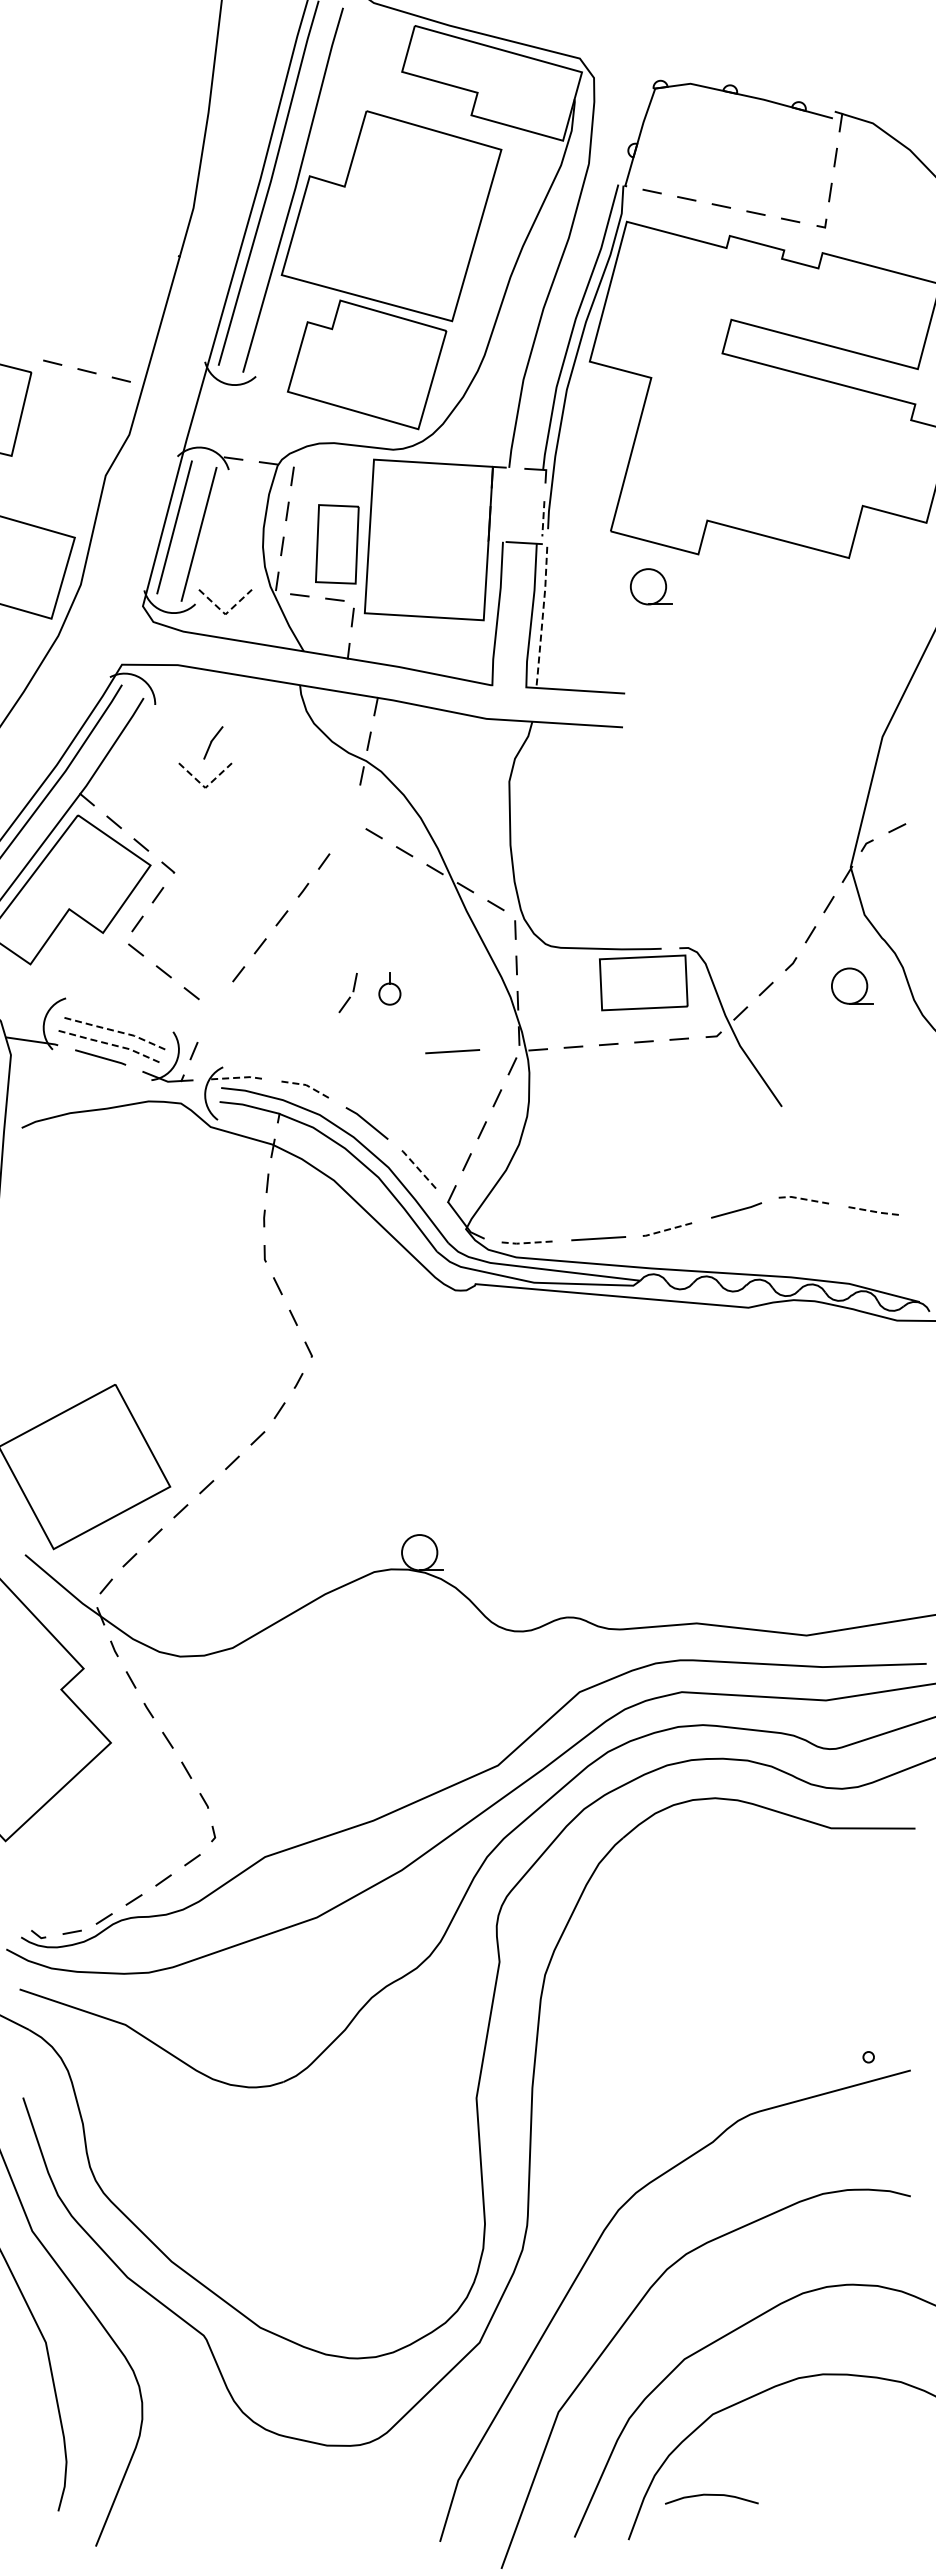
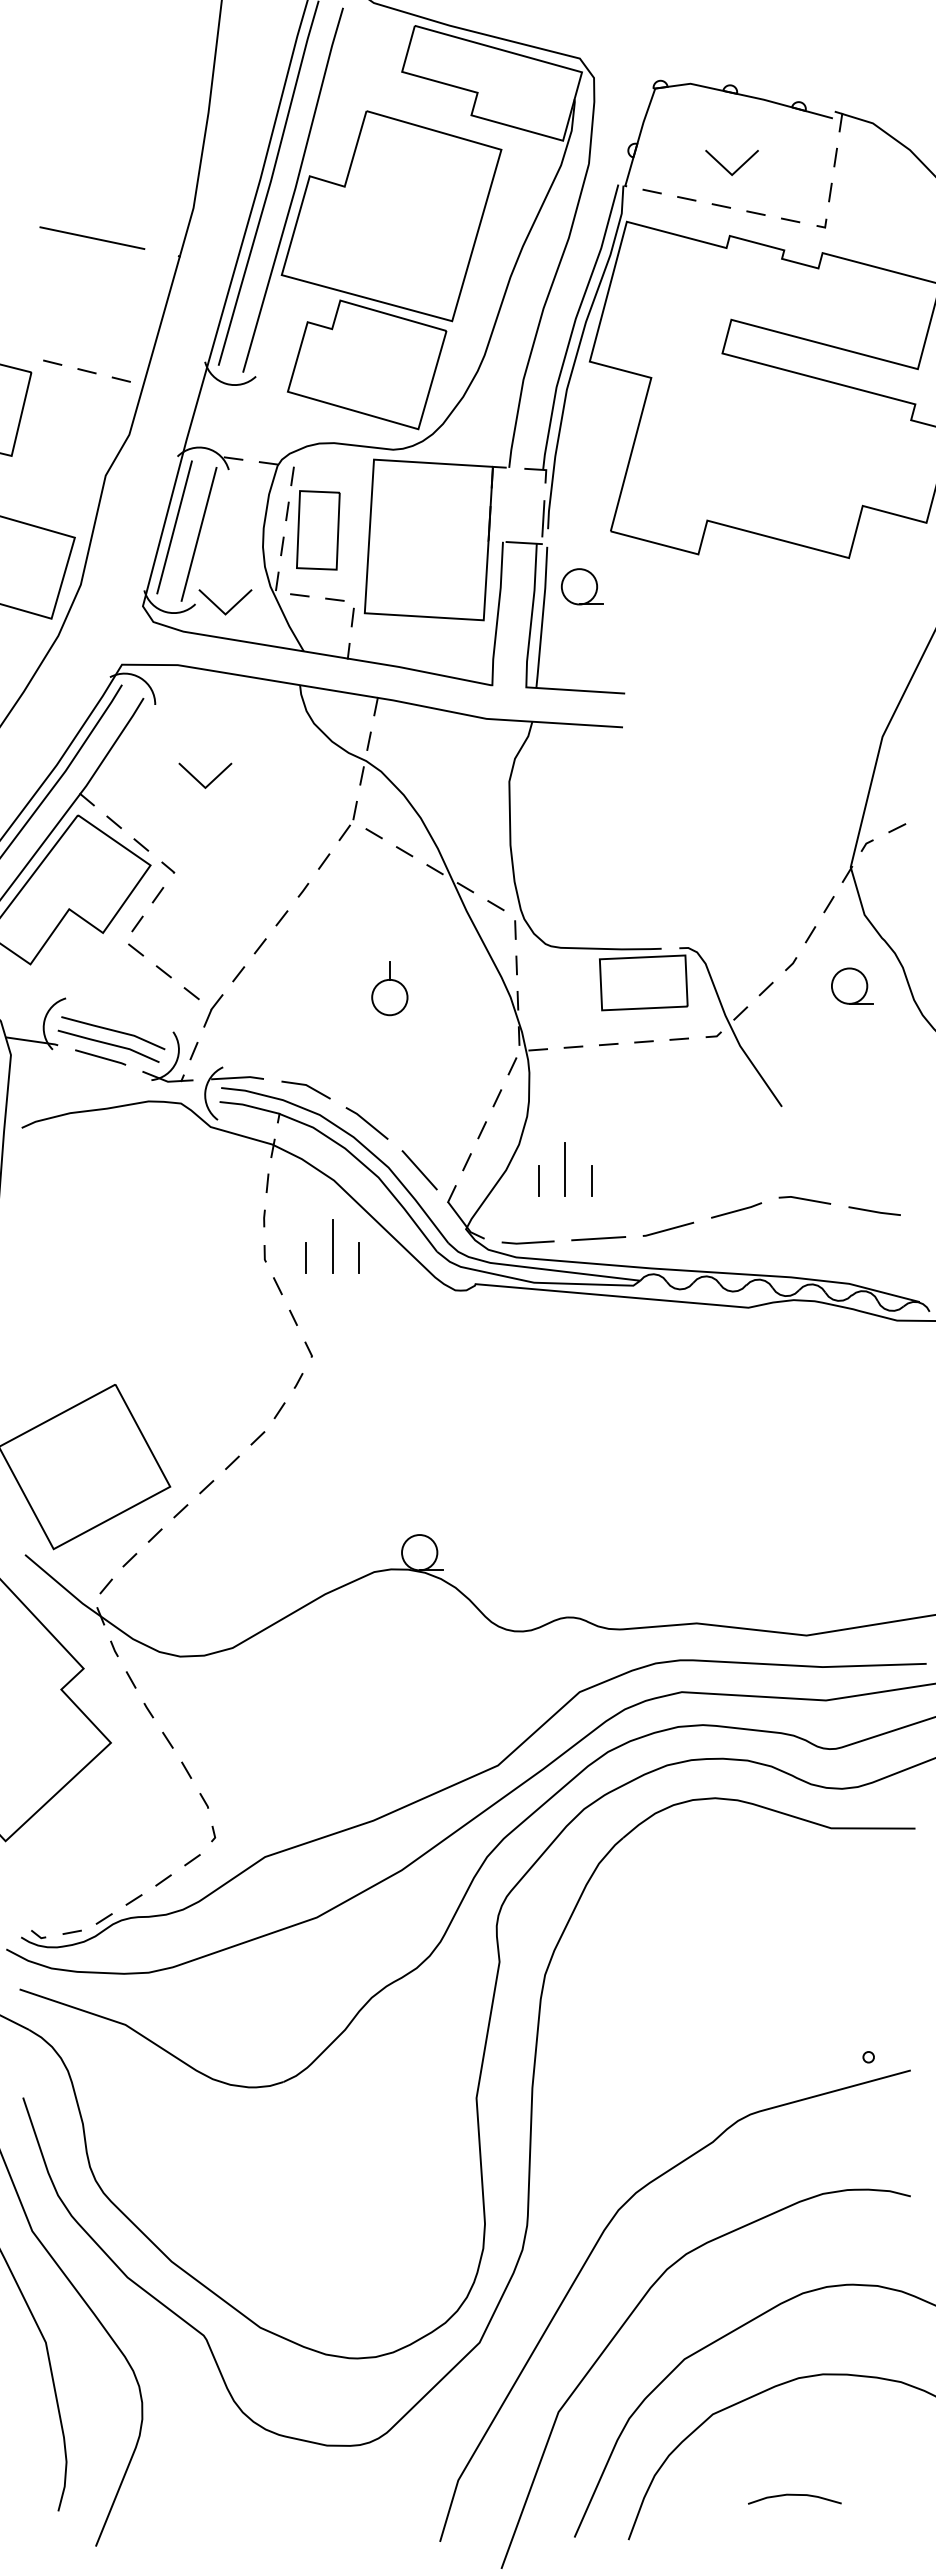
line: none -> present (725, 167)
line: none -> present (92, 237)
line: dashed -> solid (543, 518)
part position: (337, 544) -> (318, 530) (318, 530)
part position: (650, 586) -> (581, 586) (581, 586)
line: dashed -> solid (225, 614)
line: dashed -> solid (542, 617)
part position: (213, 742) -> (213, 1010) (213, 1010)
line: dashed -> solid (205, 787)
part size: 24x34 px -> 38x56 px (389, 988)
part position: (347, 993) -> (347, 821) (347, 821)
line: dashed -> solid (113, 1030)
line: dashed -> solid (108, 1043)
line: present -> none (452, 1051)
line: dashed -> solid (238, 1077)
line: dashed -> solid (307, 1085)
line: none -> present (565, 1168)
line: dashed -> solid (419, 1170)
line: none -> present (538, 1180)
line: none -> present (591, 1180)
line: dashed -> solid (804, 1199)
line: dashed -> solid (875, 1212)
line: dashed -> solid (667, 1229)
line: dashed -> solid (528, 1242)
line: none -> present (332, 1245)
line: none -> present (306, 1257)
line: none -> present (359, 1257)
curve position: (711, 2495) -> (794, 2495) (794, 2495)
